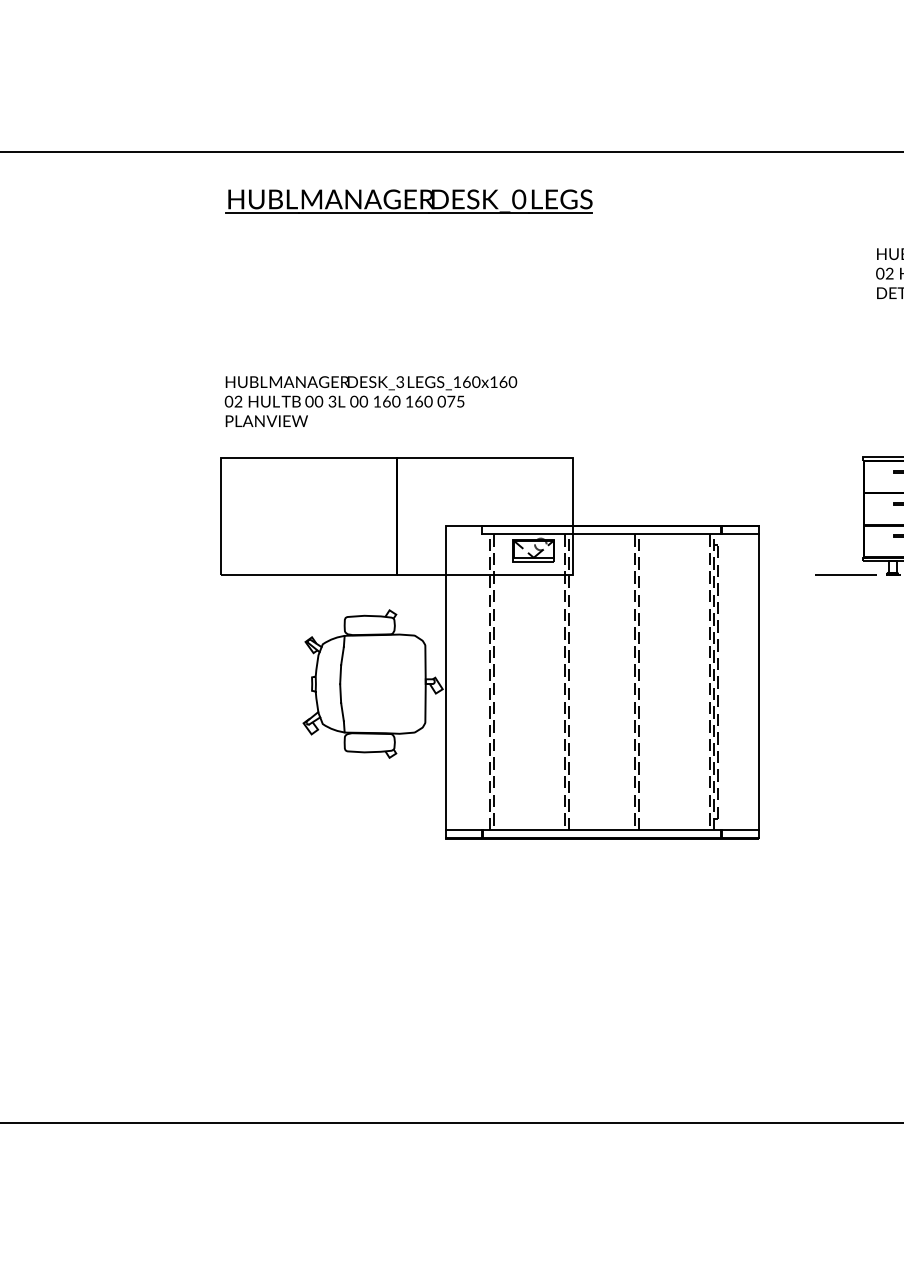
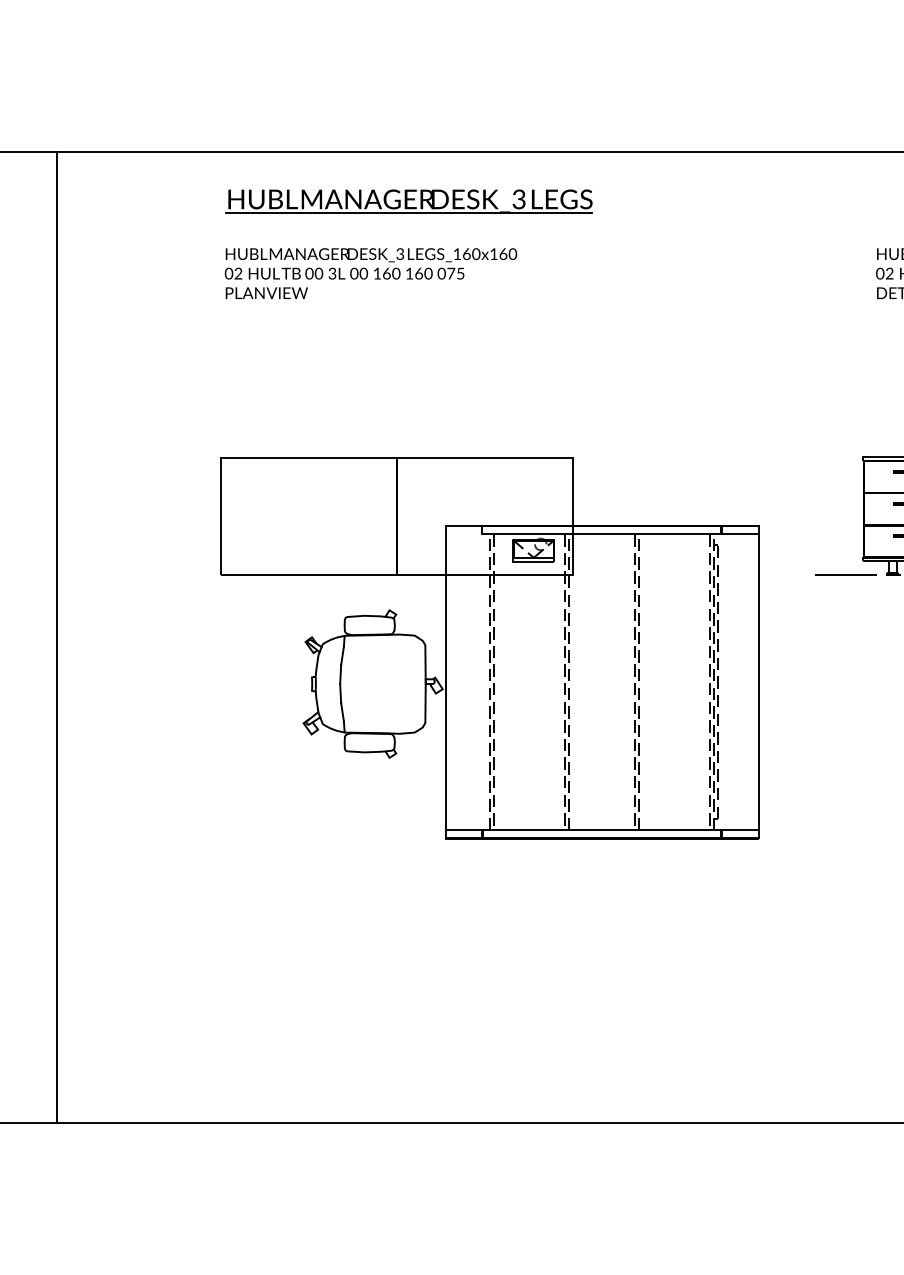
text: DESK_0 -> DESK_3 (519, 199)
text position: (370, 401) -> (370, 273) (370, 273)
line: none -> present (56, 637)
